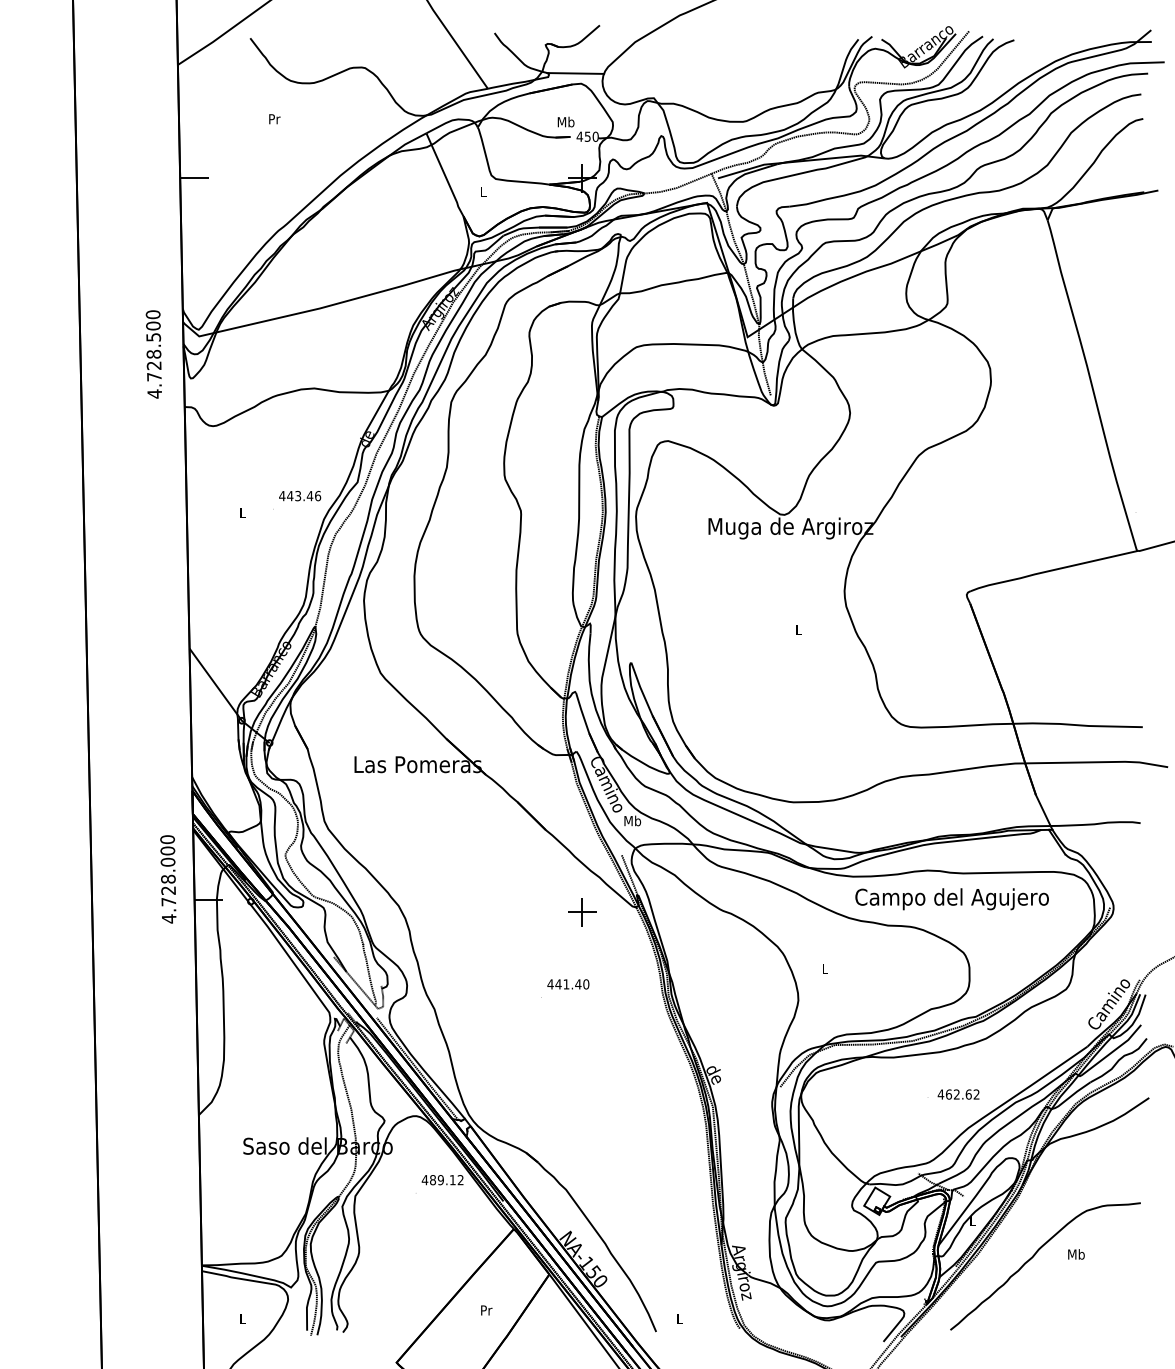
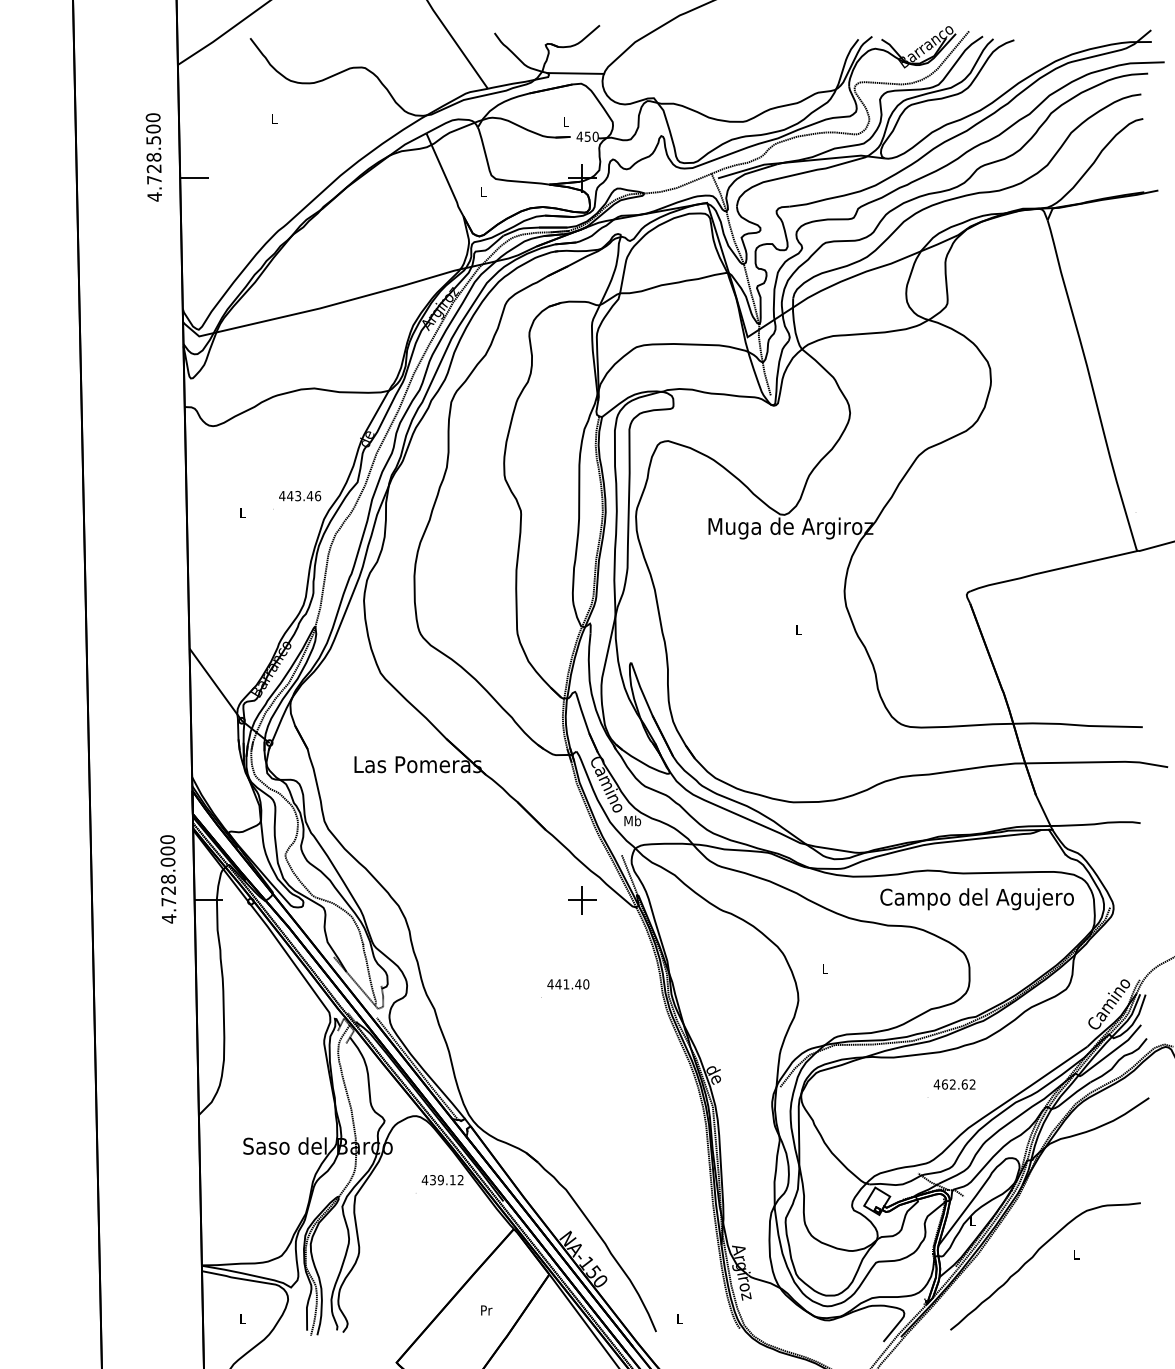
text: Pr -> L (274, 119)
text: Mb -> L (565, 121)
text position: (153, 354) -> (153, 157) (153, 157)
text position: (951, 899) -> (976, 899) (976, 899)
part position: (582, 912) -> (582, 900) (582, 900)
text position: (958, 1094) -> (954, 1084) (954, 1084)
text: 489.12 -> 439.12 (433, 1180)
text: Mb -> L (1076, 1254)
